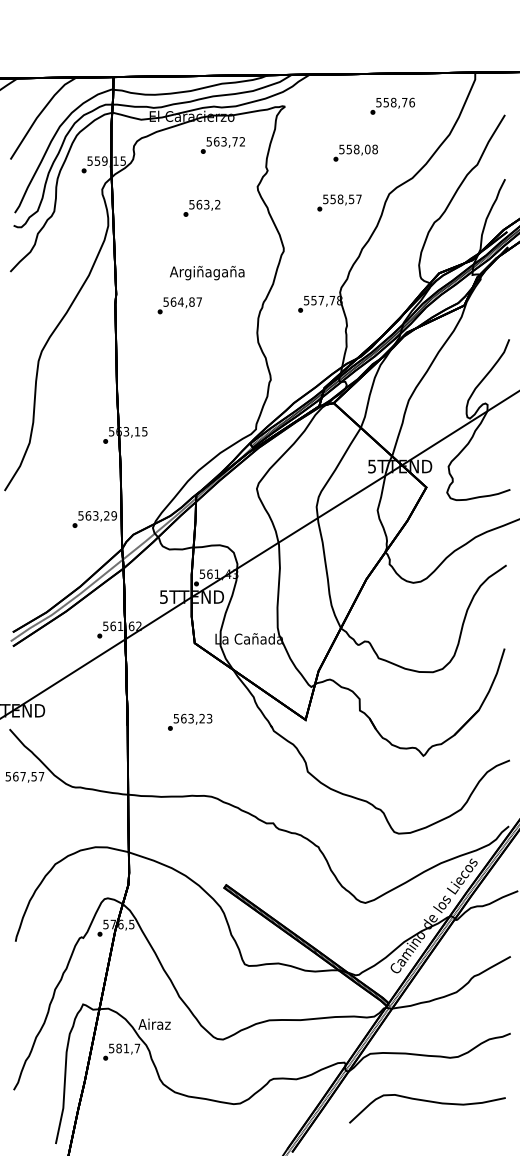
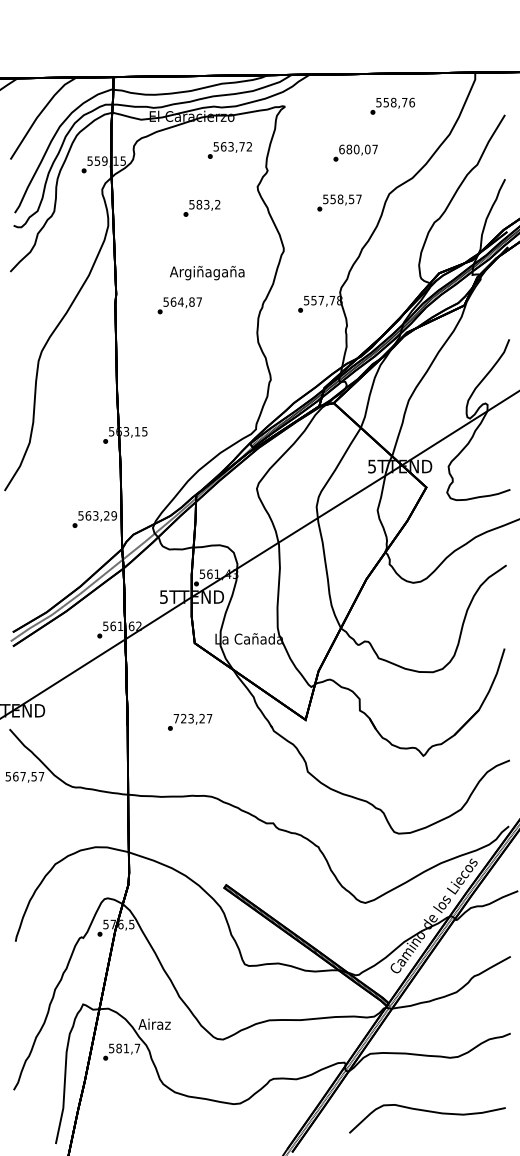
text position: (222, 145) -> (229, 150) (229, 150)
text: 558,08 -> 680,07 (358, 149)
text: 563,2 -> 583,2 (199, 204)
text: 563,23 -> 723,27 (192, 718)
curve position: (428, 1102) -> (428, 1112) (428, 1112)
